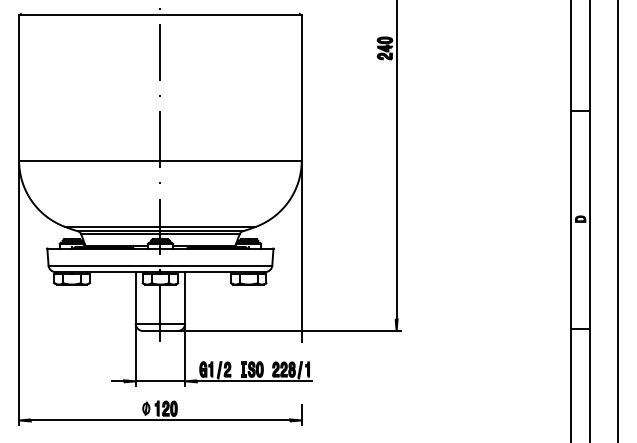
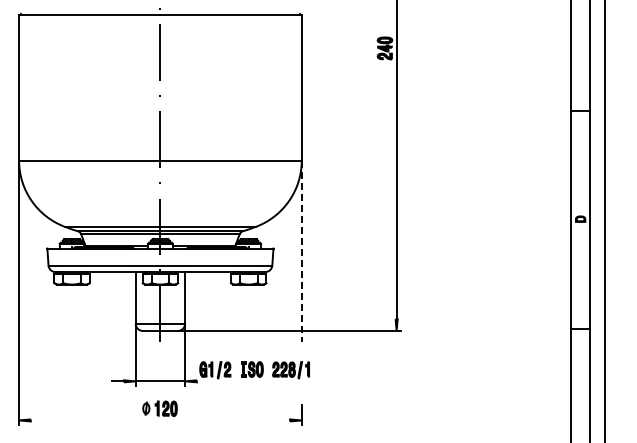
line position: (617, 220) -> (604, 220) (604, 220)
line: solid -> dashed (301, 251)
line: present -> none (253, 381)
line: present -> none (160, 420)
